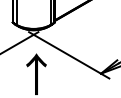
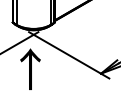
text position: (36, 73) -> (30, 68) (30, 68)
